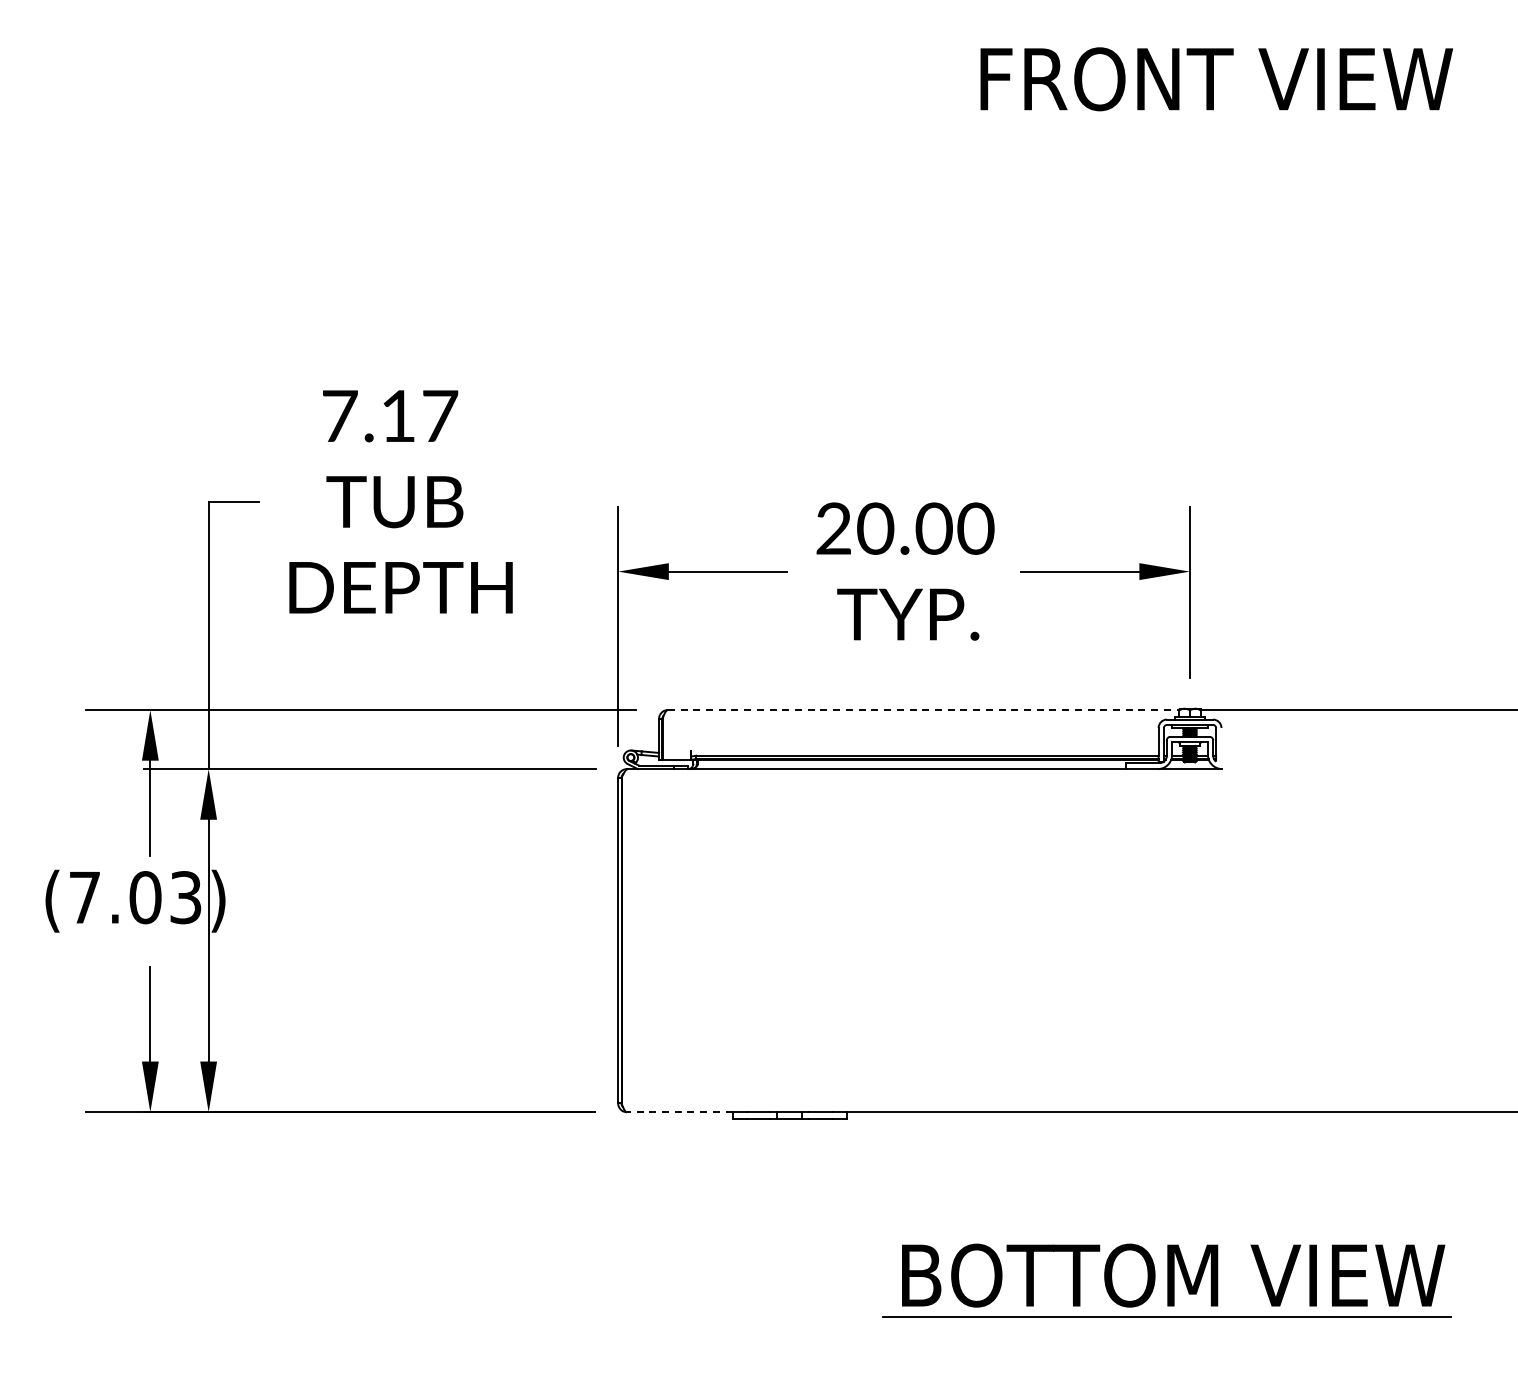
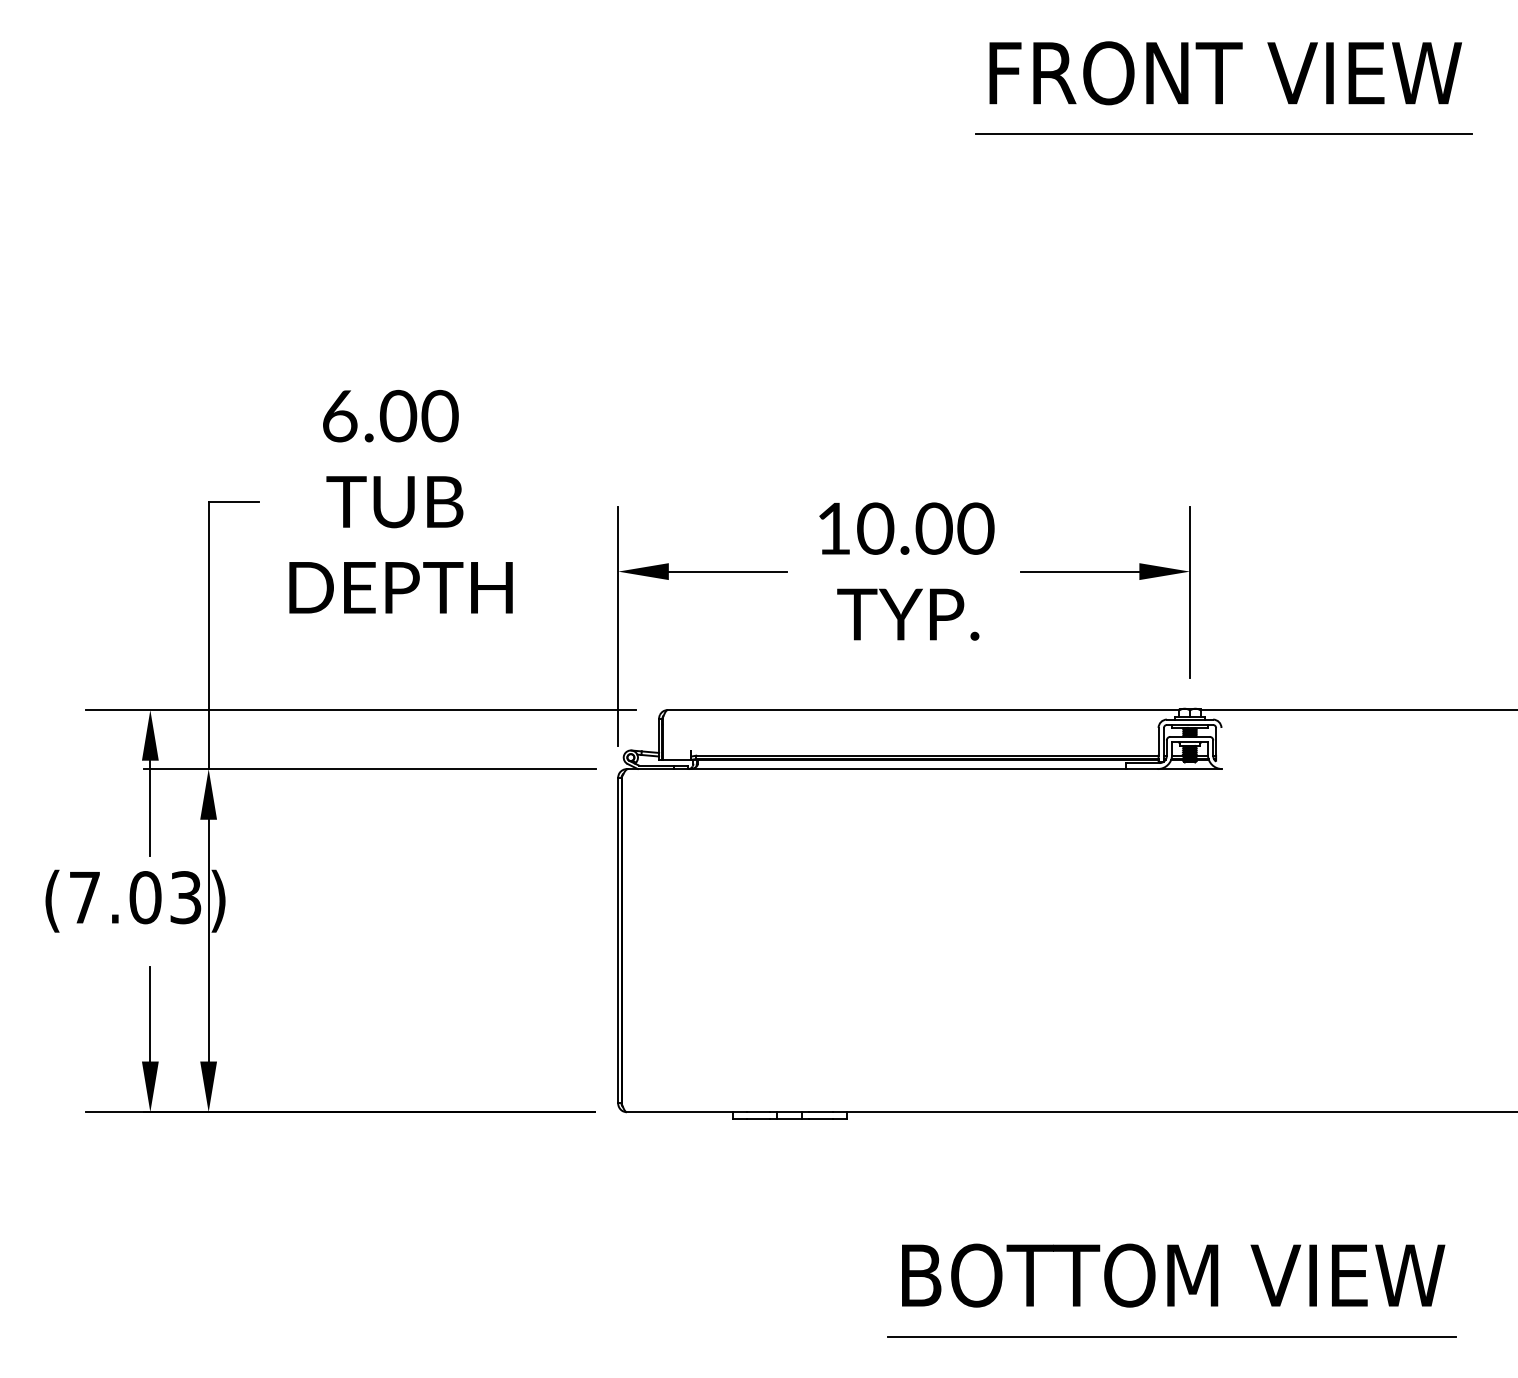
text position: (1216, 79) -> (1225, 73) (1225, 73)
line: none -> present (1223, 134)
text: 7.17 -> 6.00 (390, 415)
text: 20.00 -> 10.00 (833, 528)
line: dashed -> solid (923, 710)
line: dashed -> solid (679, 1112)
line position: (1166, 1316) -> (1171, 1336) (1171, 1336)
